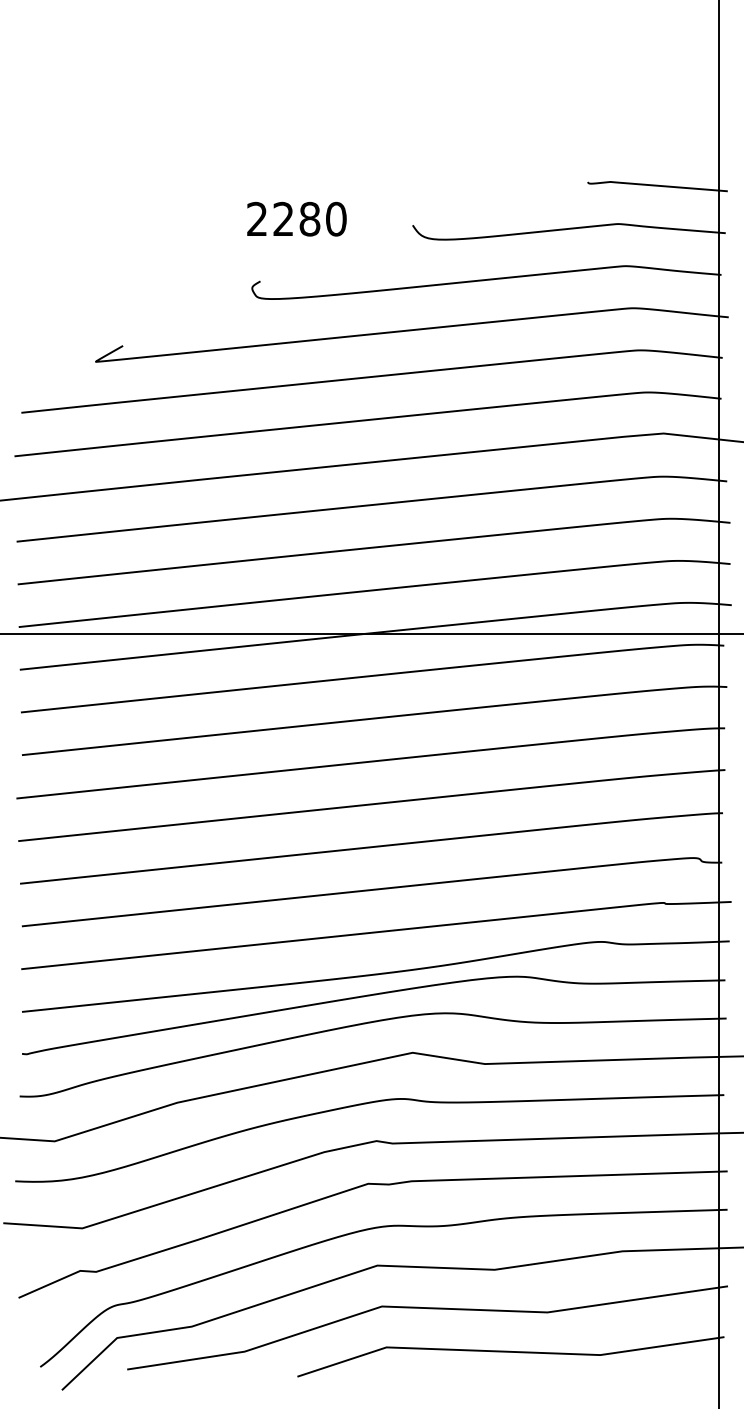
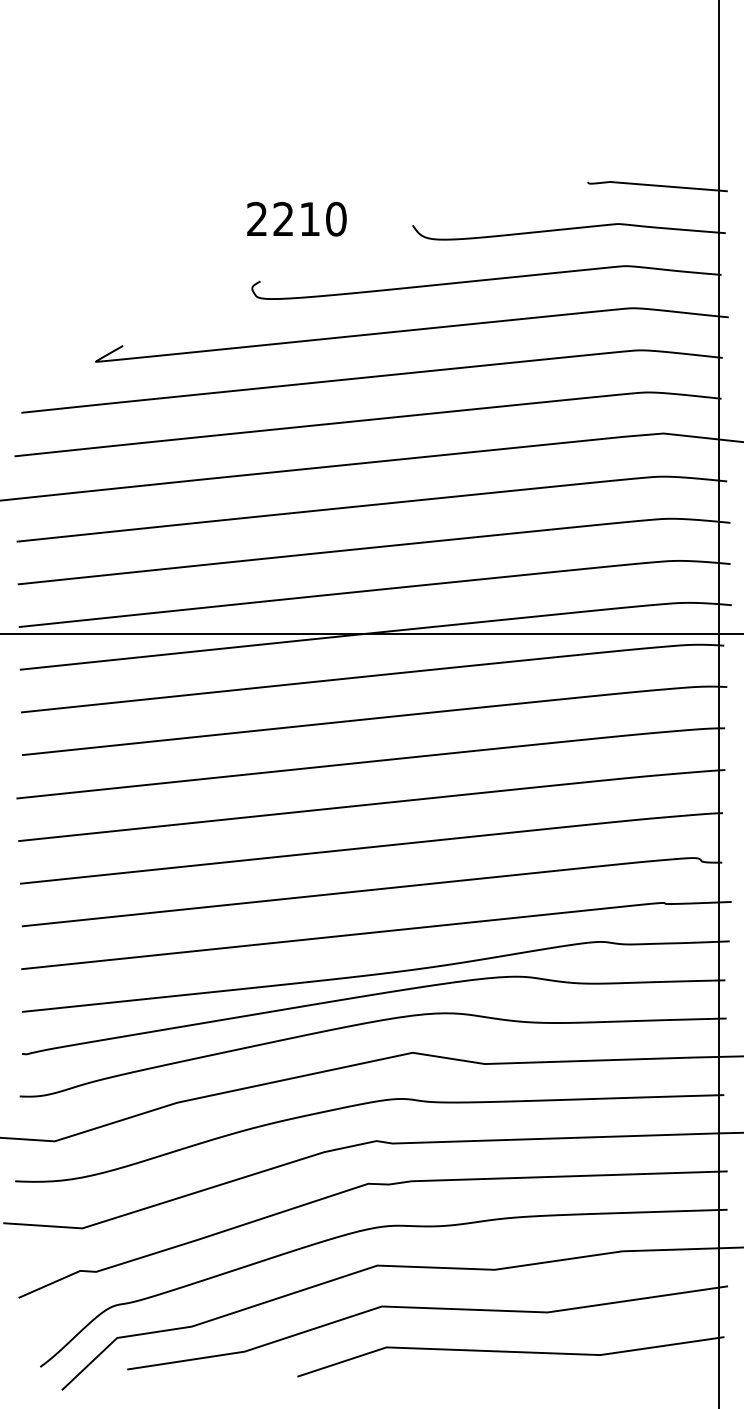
text: 2280 -> 2210 (309, 218)
